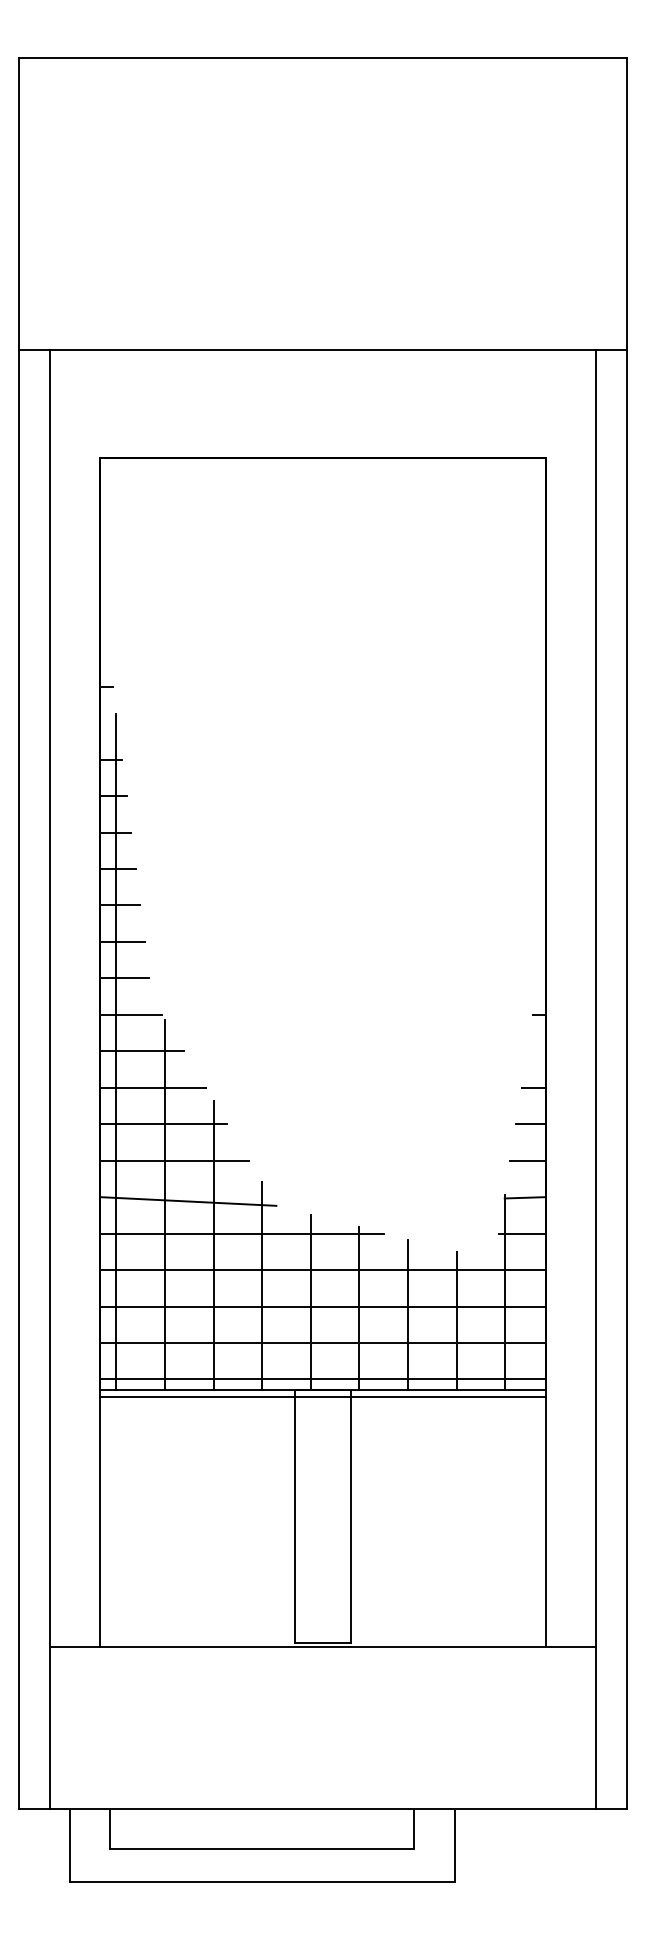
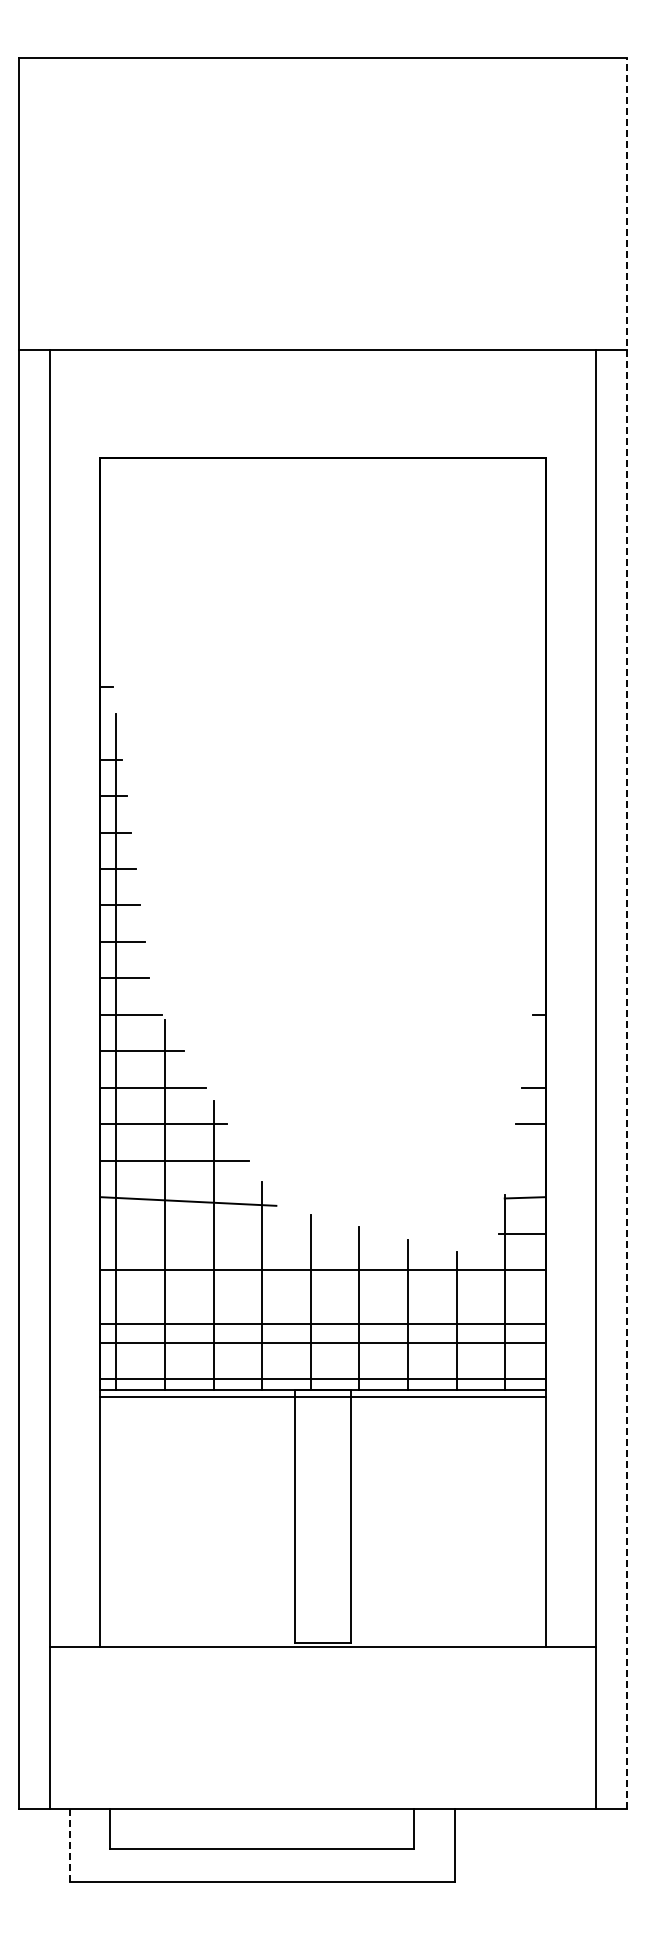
line: solid -> dashed (626, 933)
line: present -> none (527, 1160)
line: present -> none (241, 1233)
line position: (322, 1306) -> (322, 1323) (322, 1323)
line: solid -> dashed (69, 1845)
